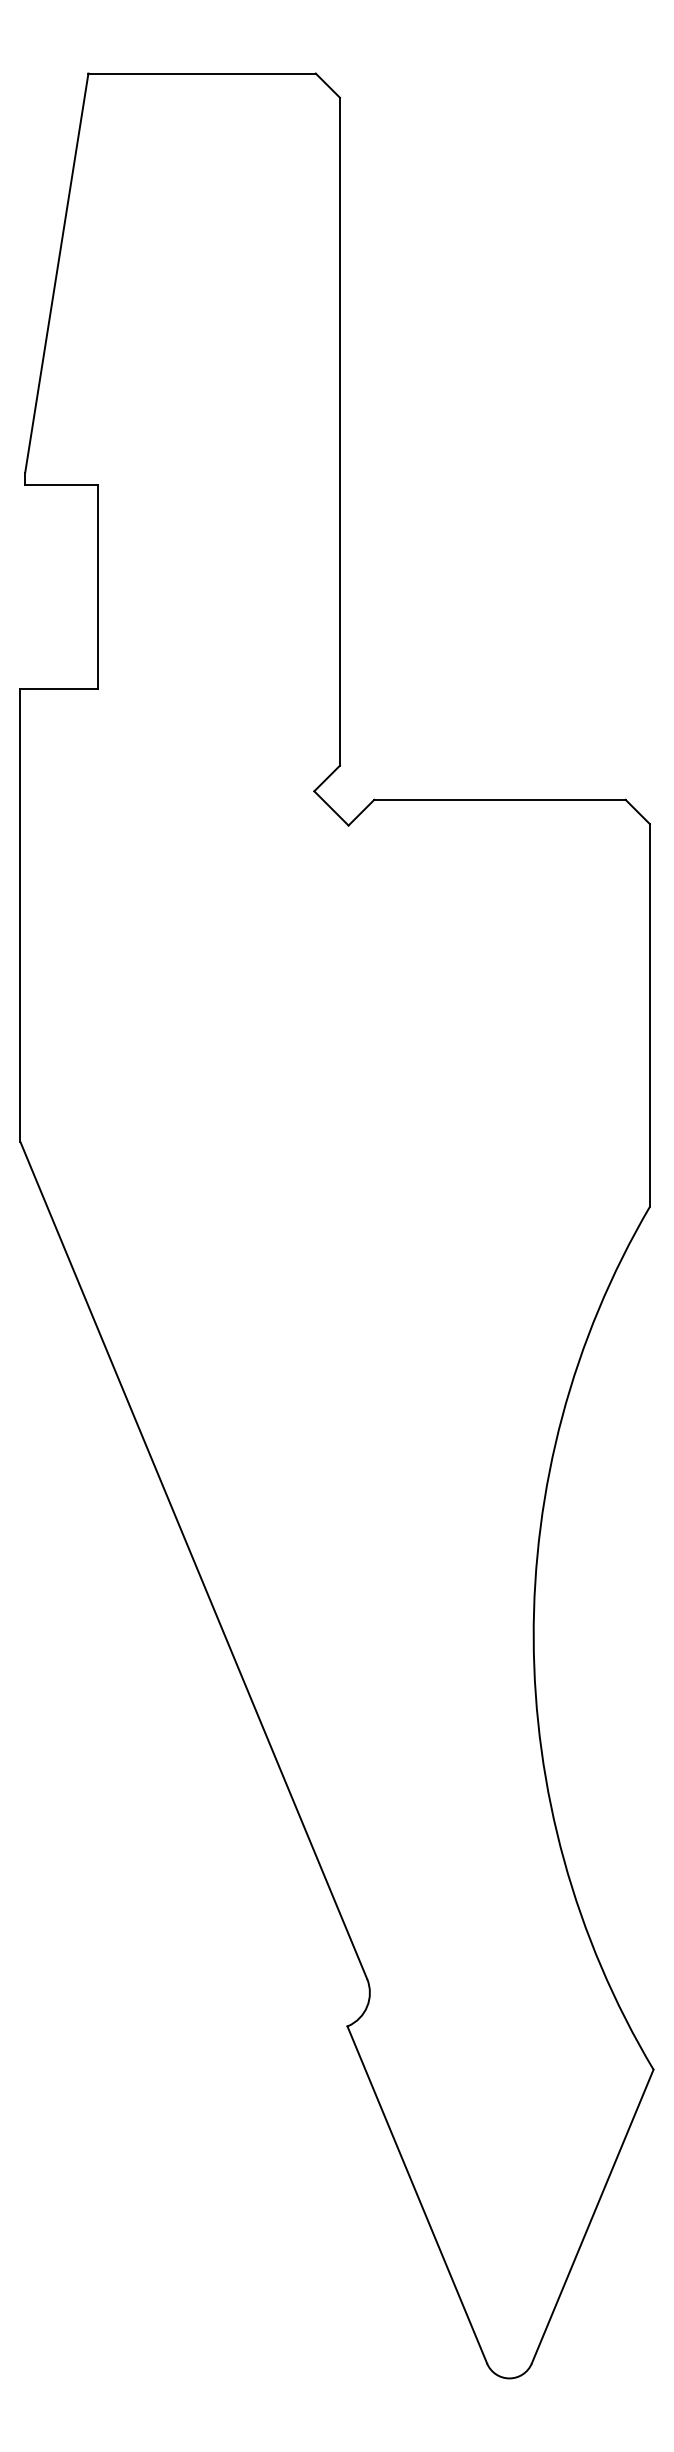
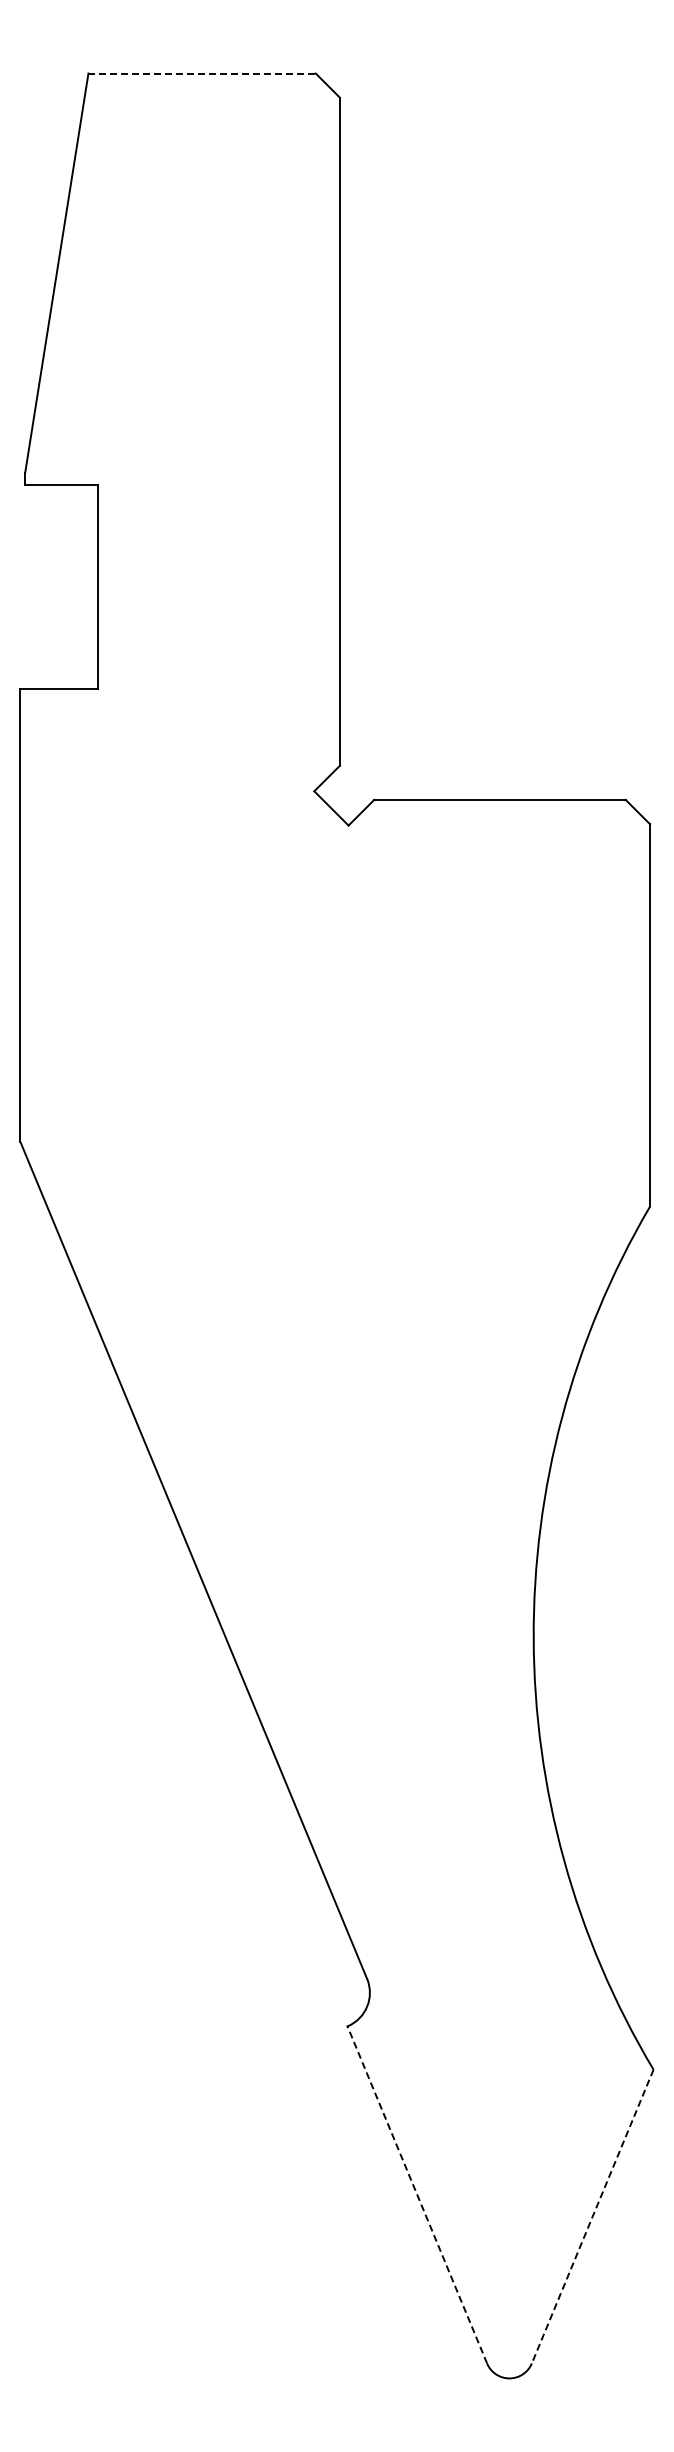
line: solid -> dashed (202, 73)
line: solid -> dashed (417, 2194)
line: solid -> dashed (592, 2217)
